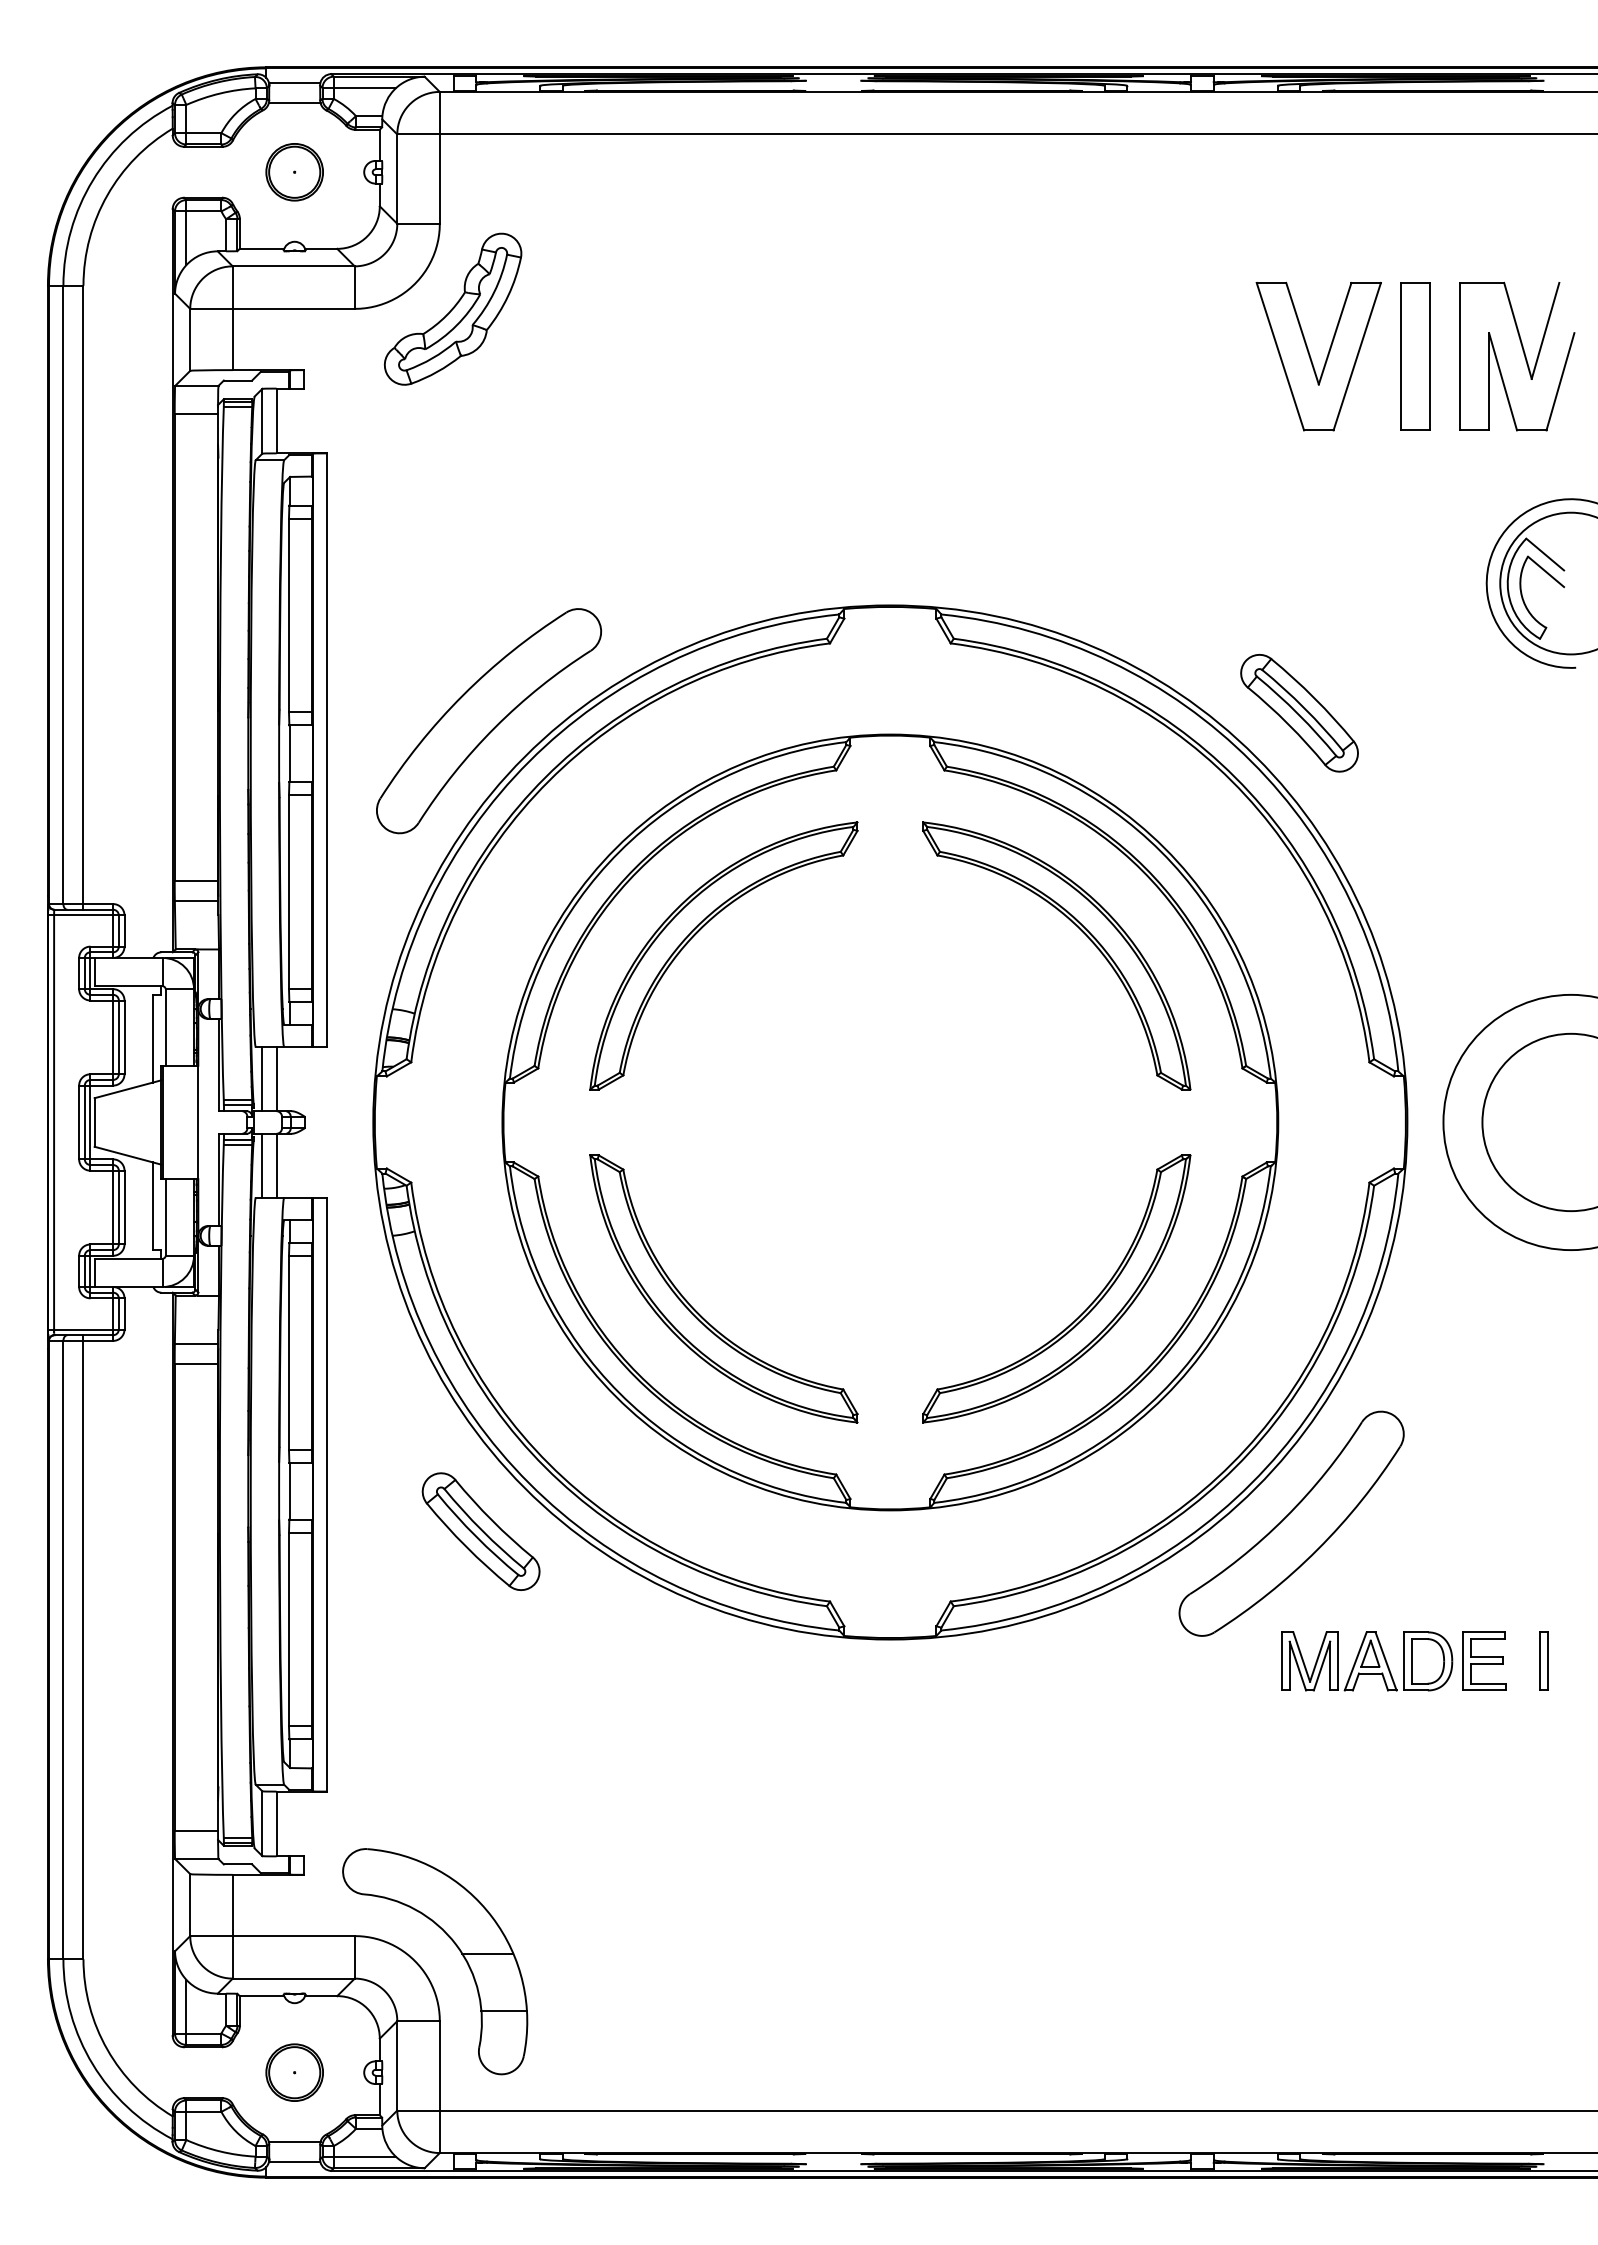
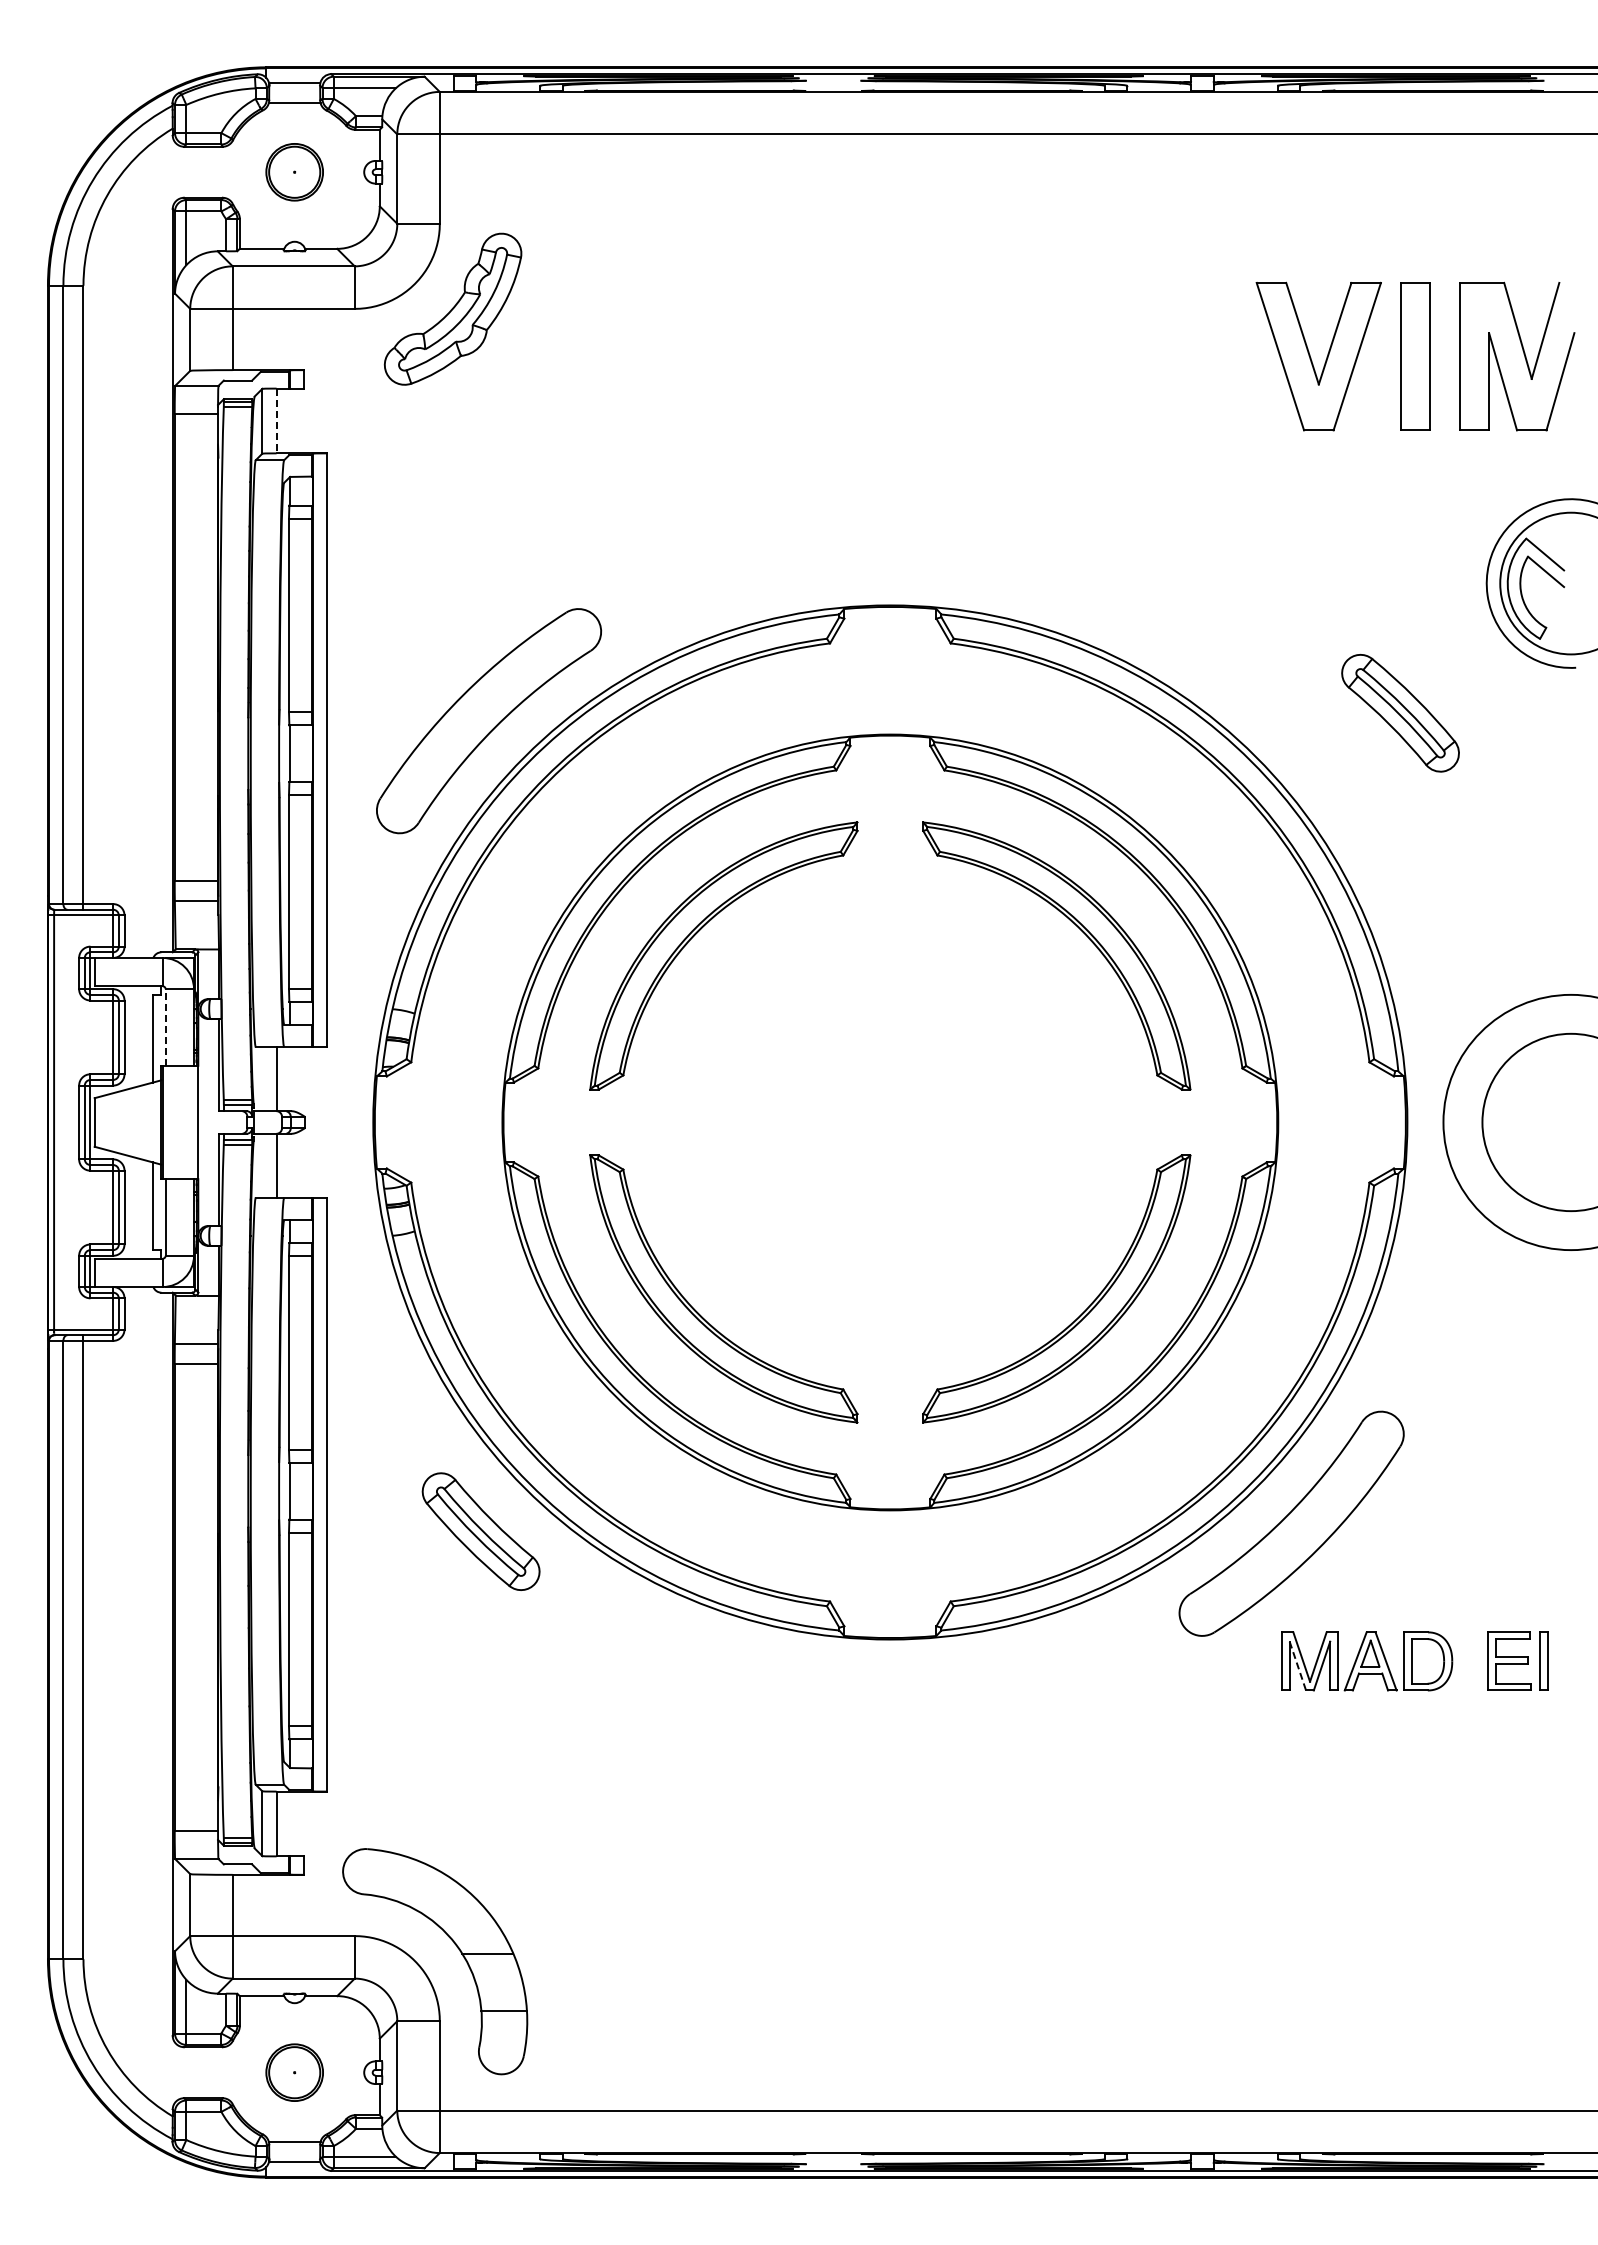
line: solid -> dashed (276, 421)
part position: (1299, 713) -> (1400, 713) (1400, 713)
line: solid -> dashed (165, 1026)
line: present -> none (262, 1079)
line: present -> none (262, 1165)
part position: (1484, 1660) -> (1509, 1660) (1509, 1660)
line: solid -> dashed (1297, 1666)
